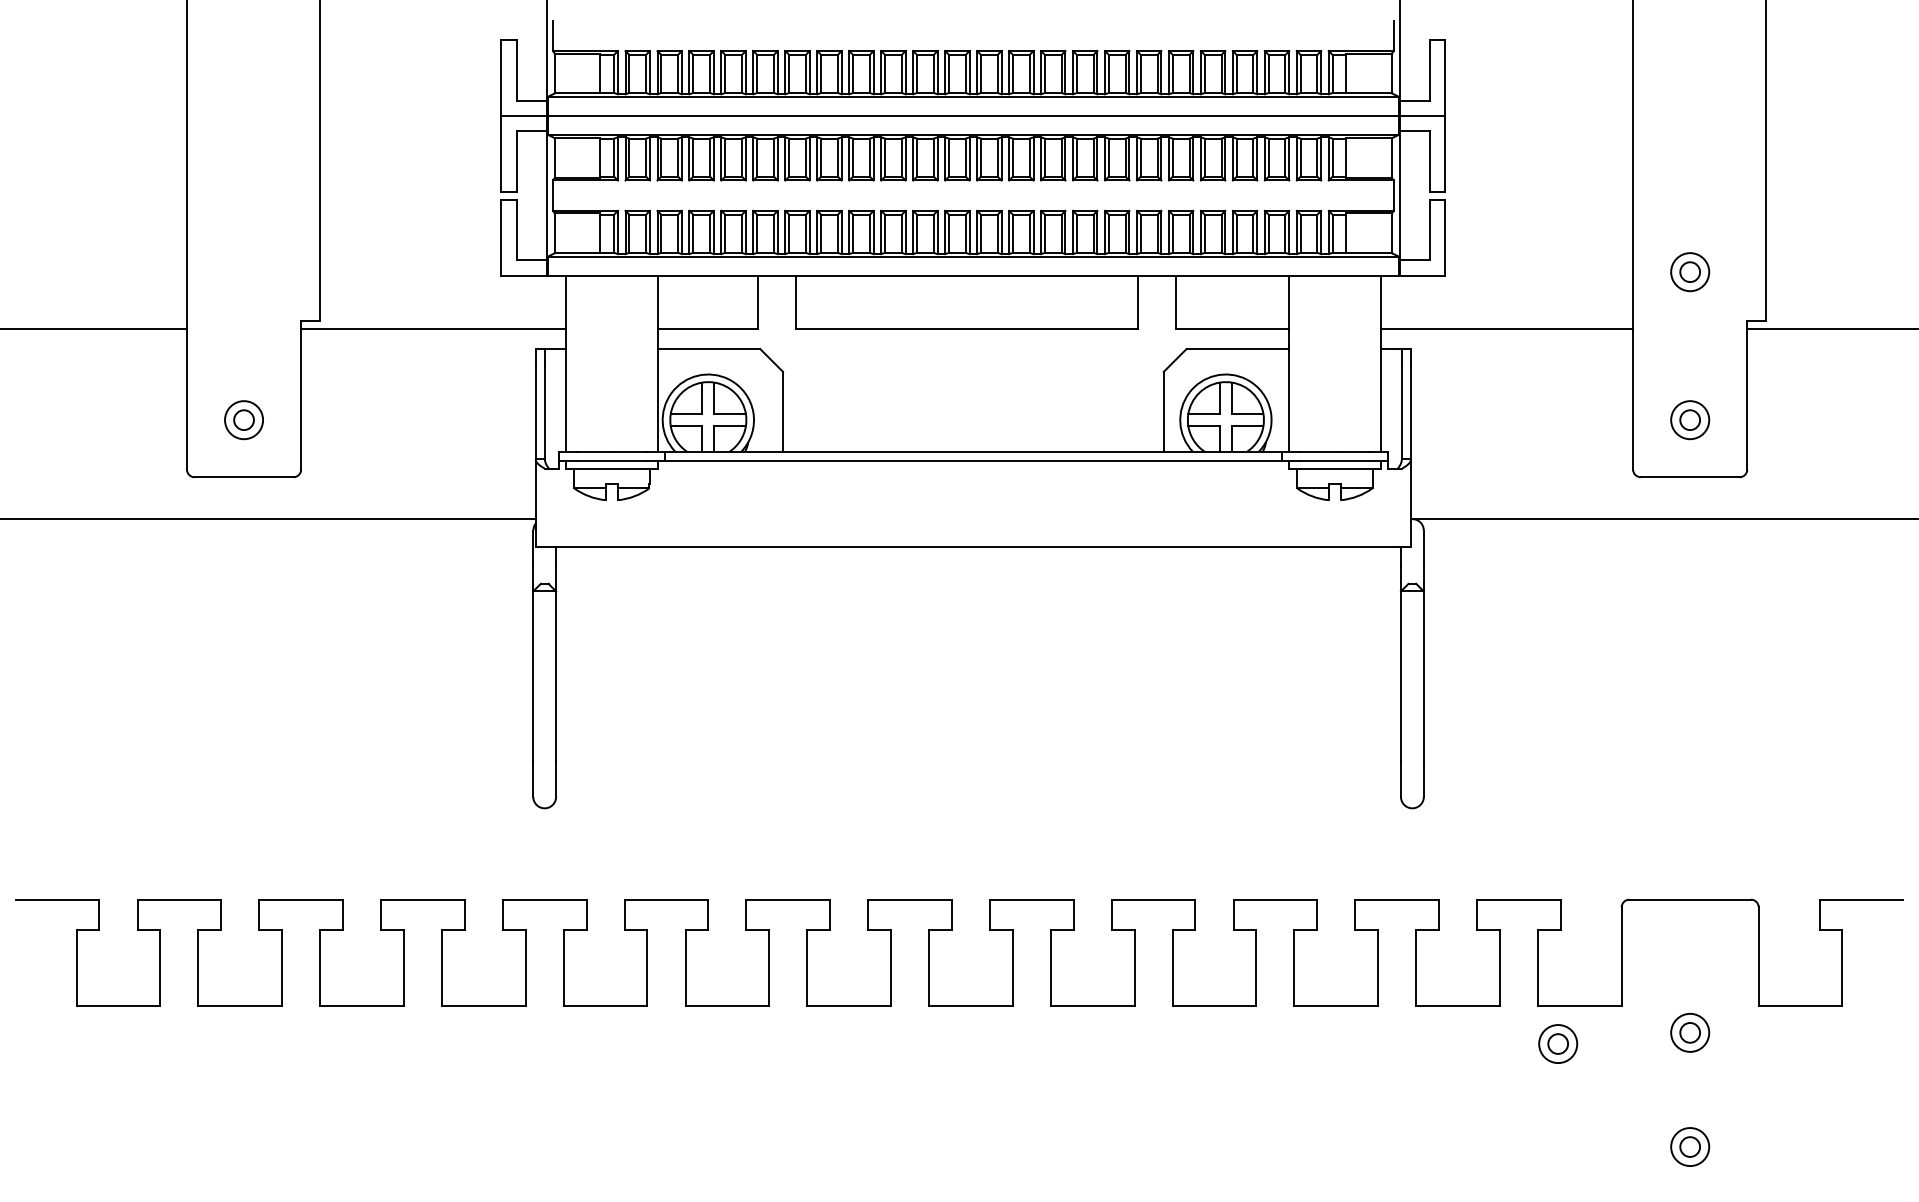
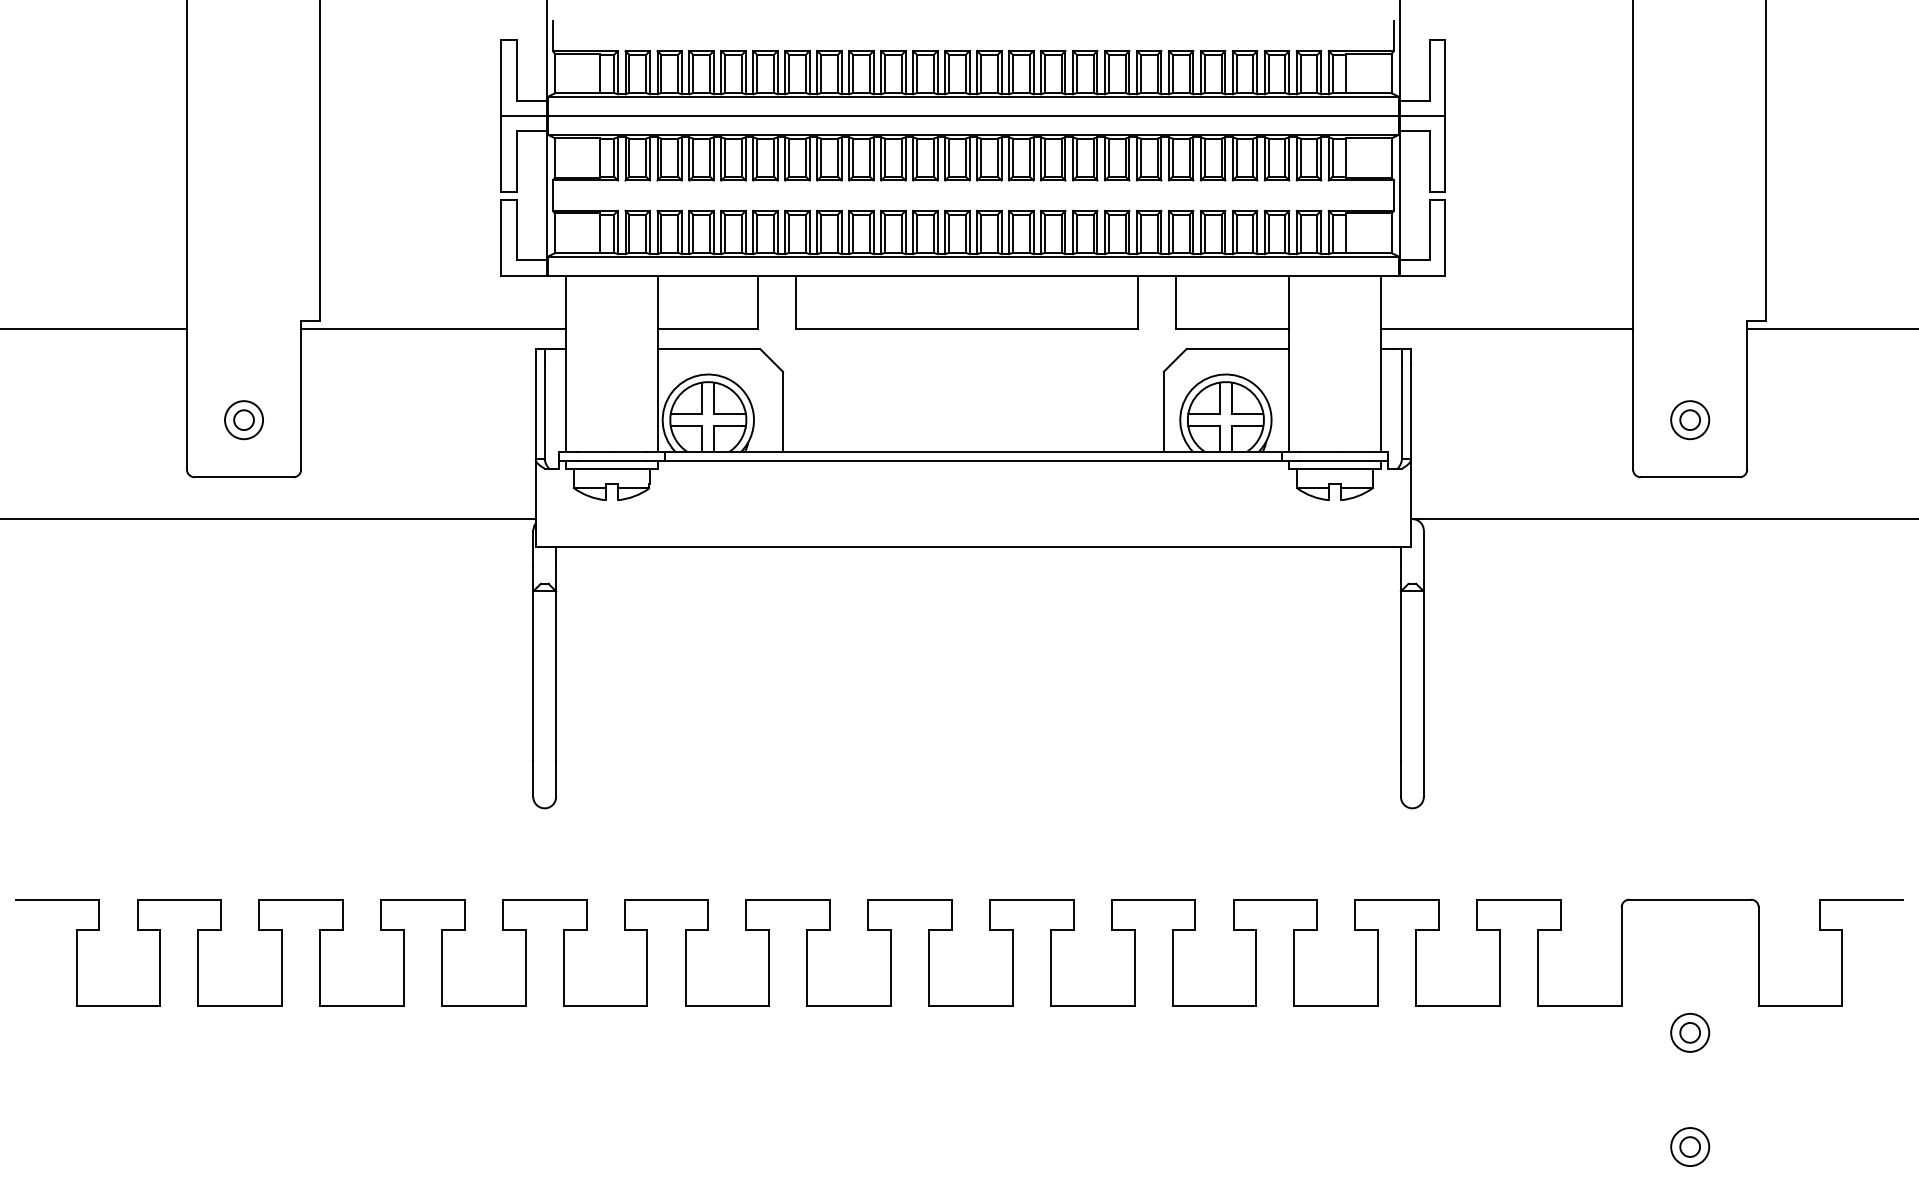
part: present -> none (1690, 272)
part: present -> none (1558, 1043)
